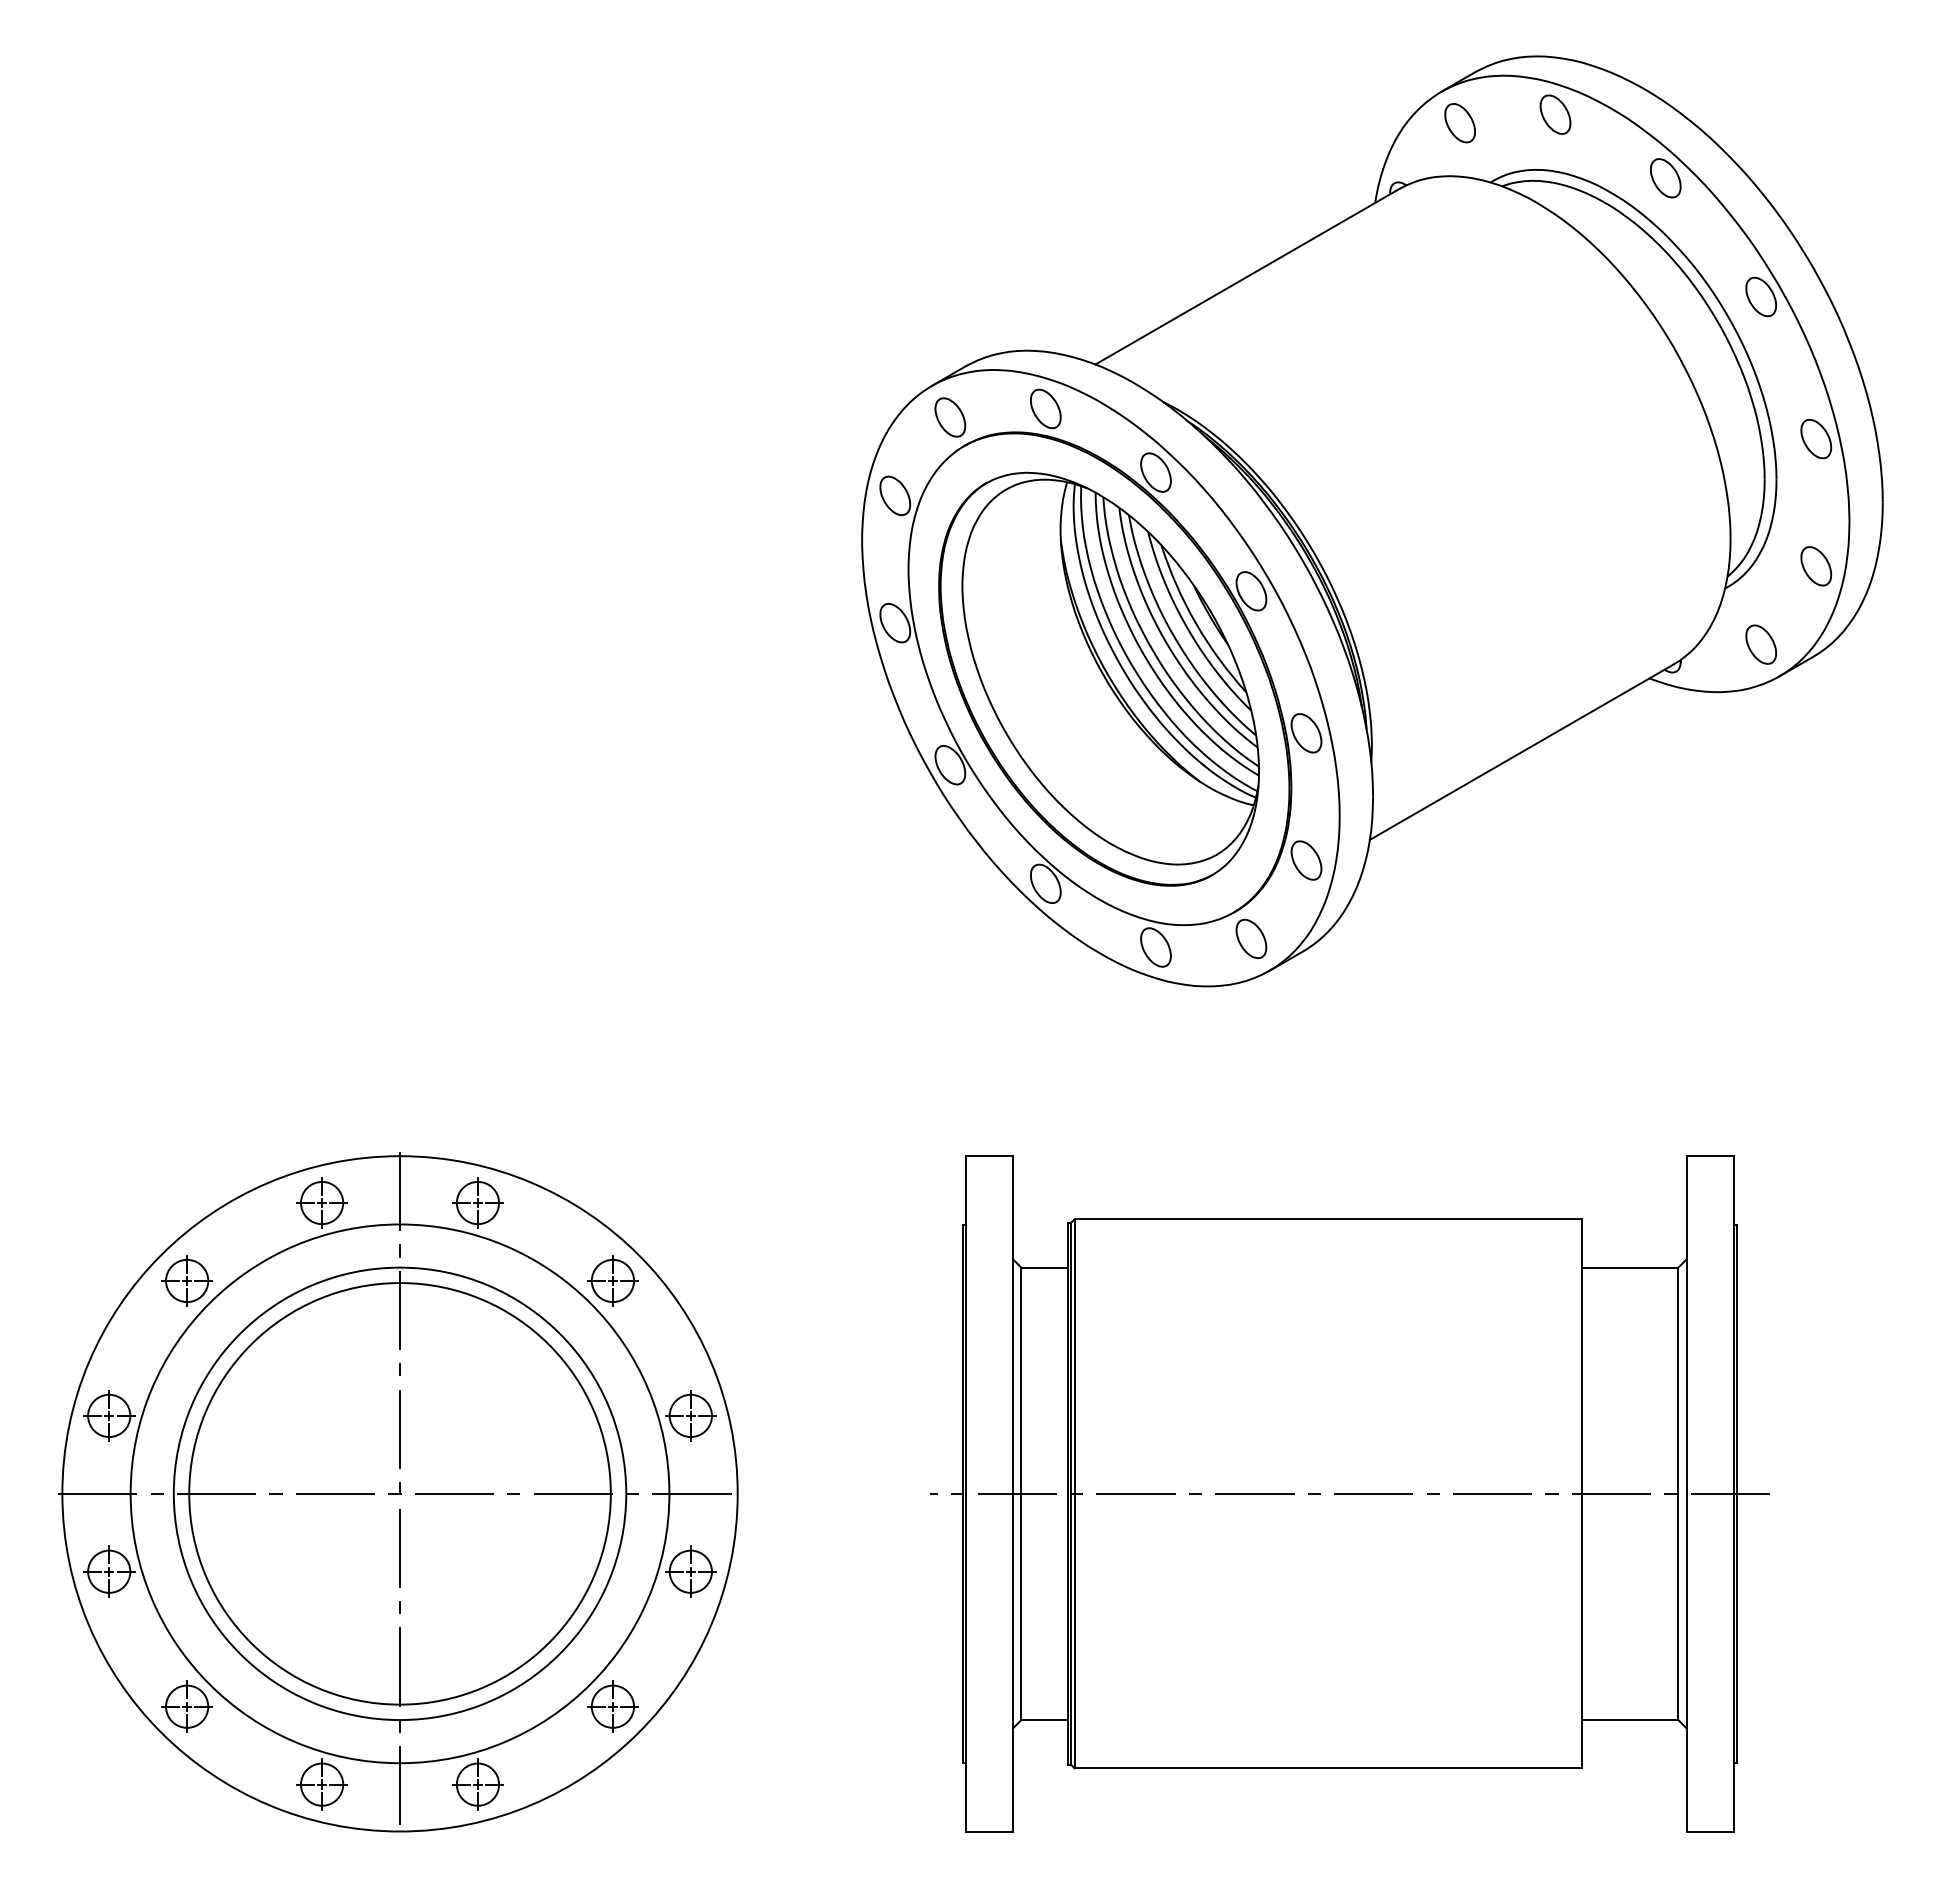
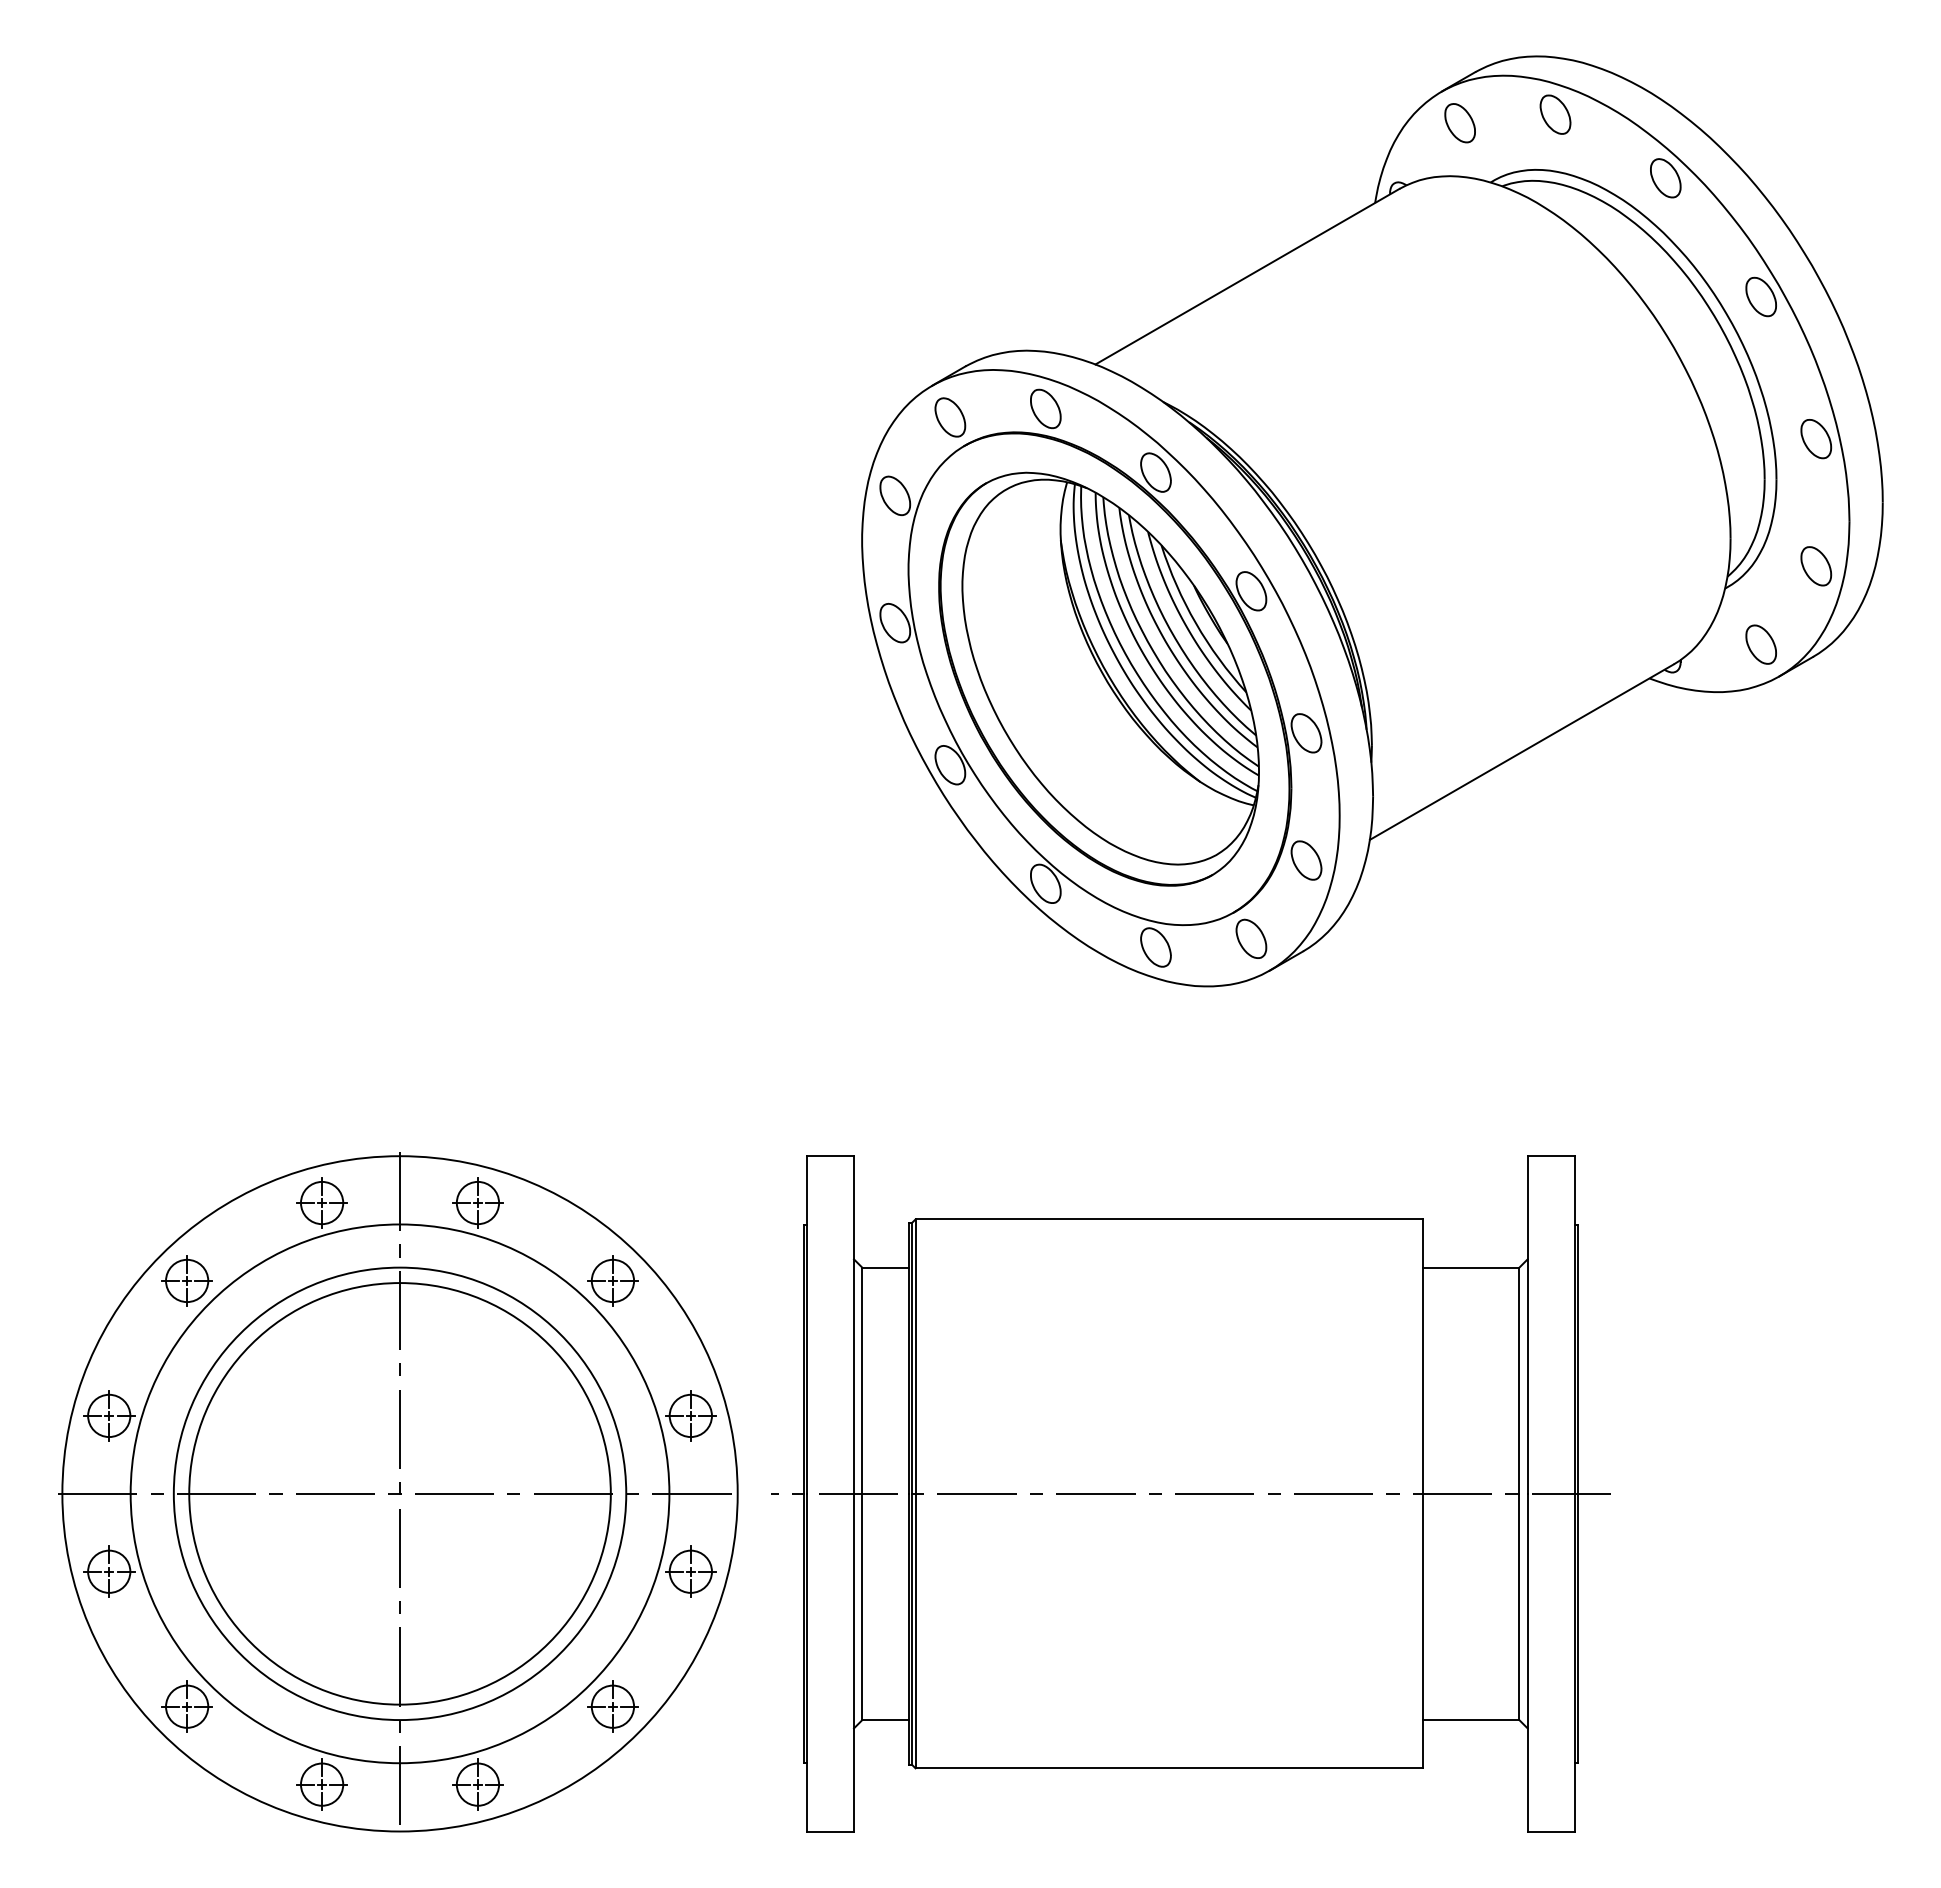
part position: (1349, 1493) -> (1190, 1493) (1190, 1493)
